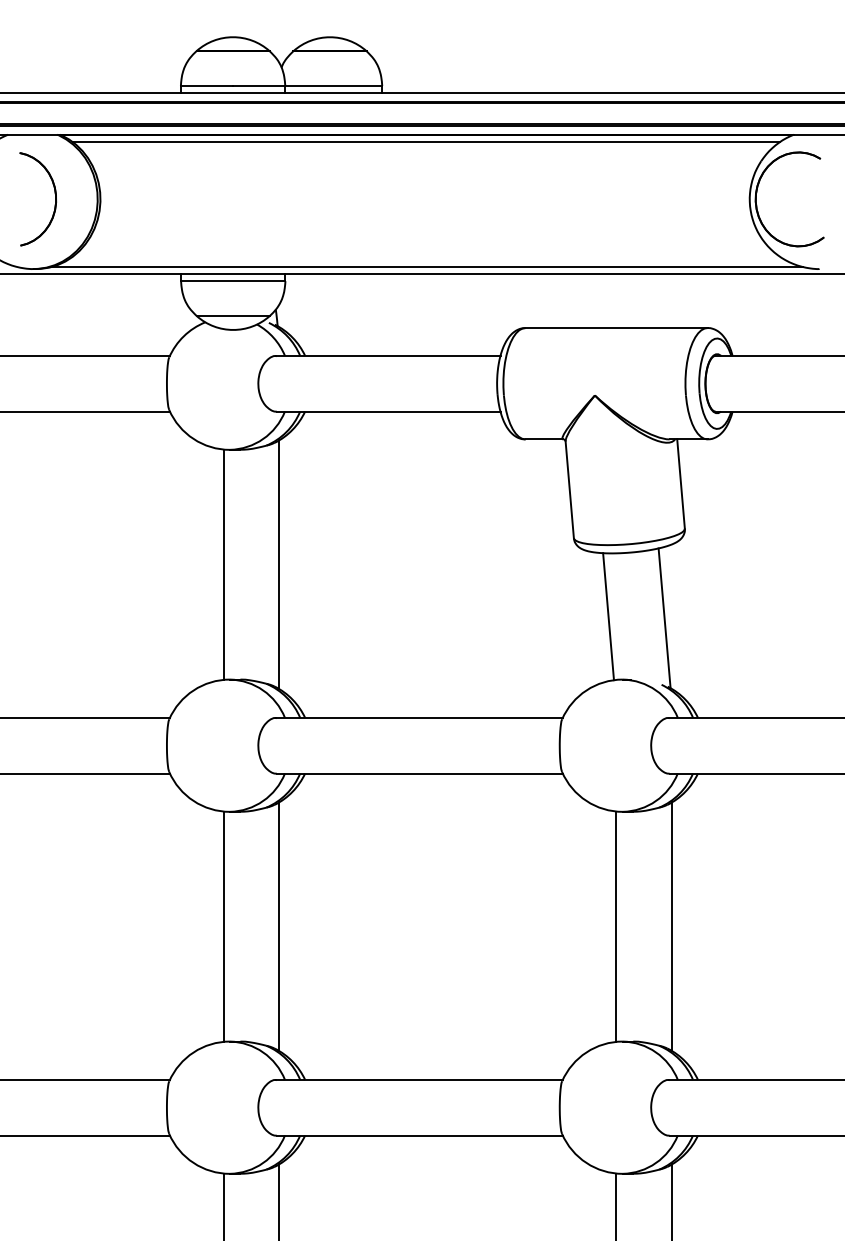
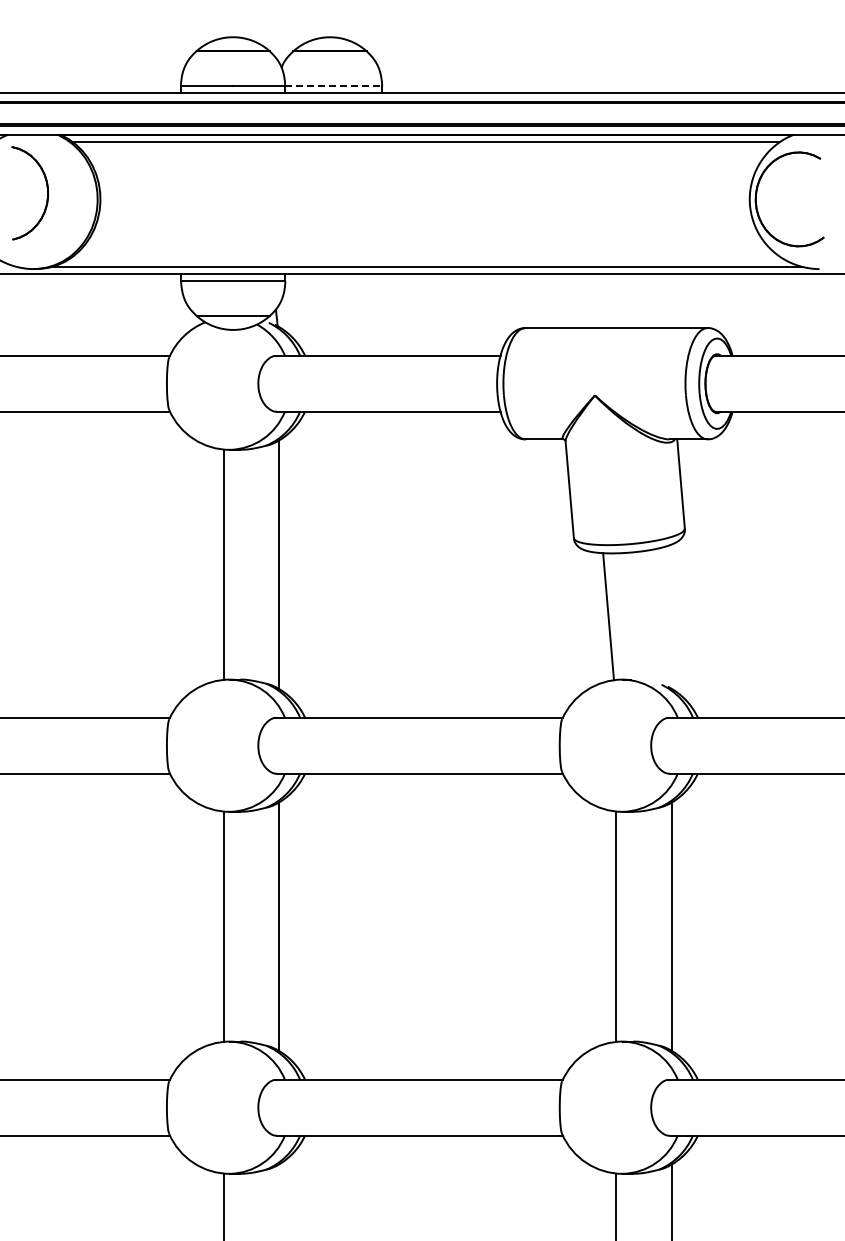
line: solid -> dashed (334, 86)
part position: (54, 204) -> (46, 198) (46, 198)
line: present -> none (664, 618)
line: present -> none (279, 1200)
